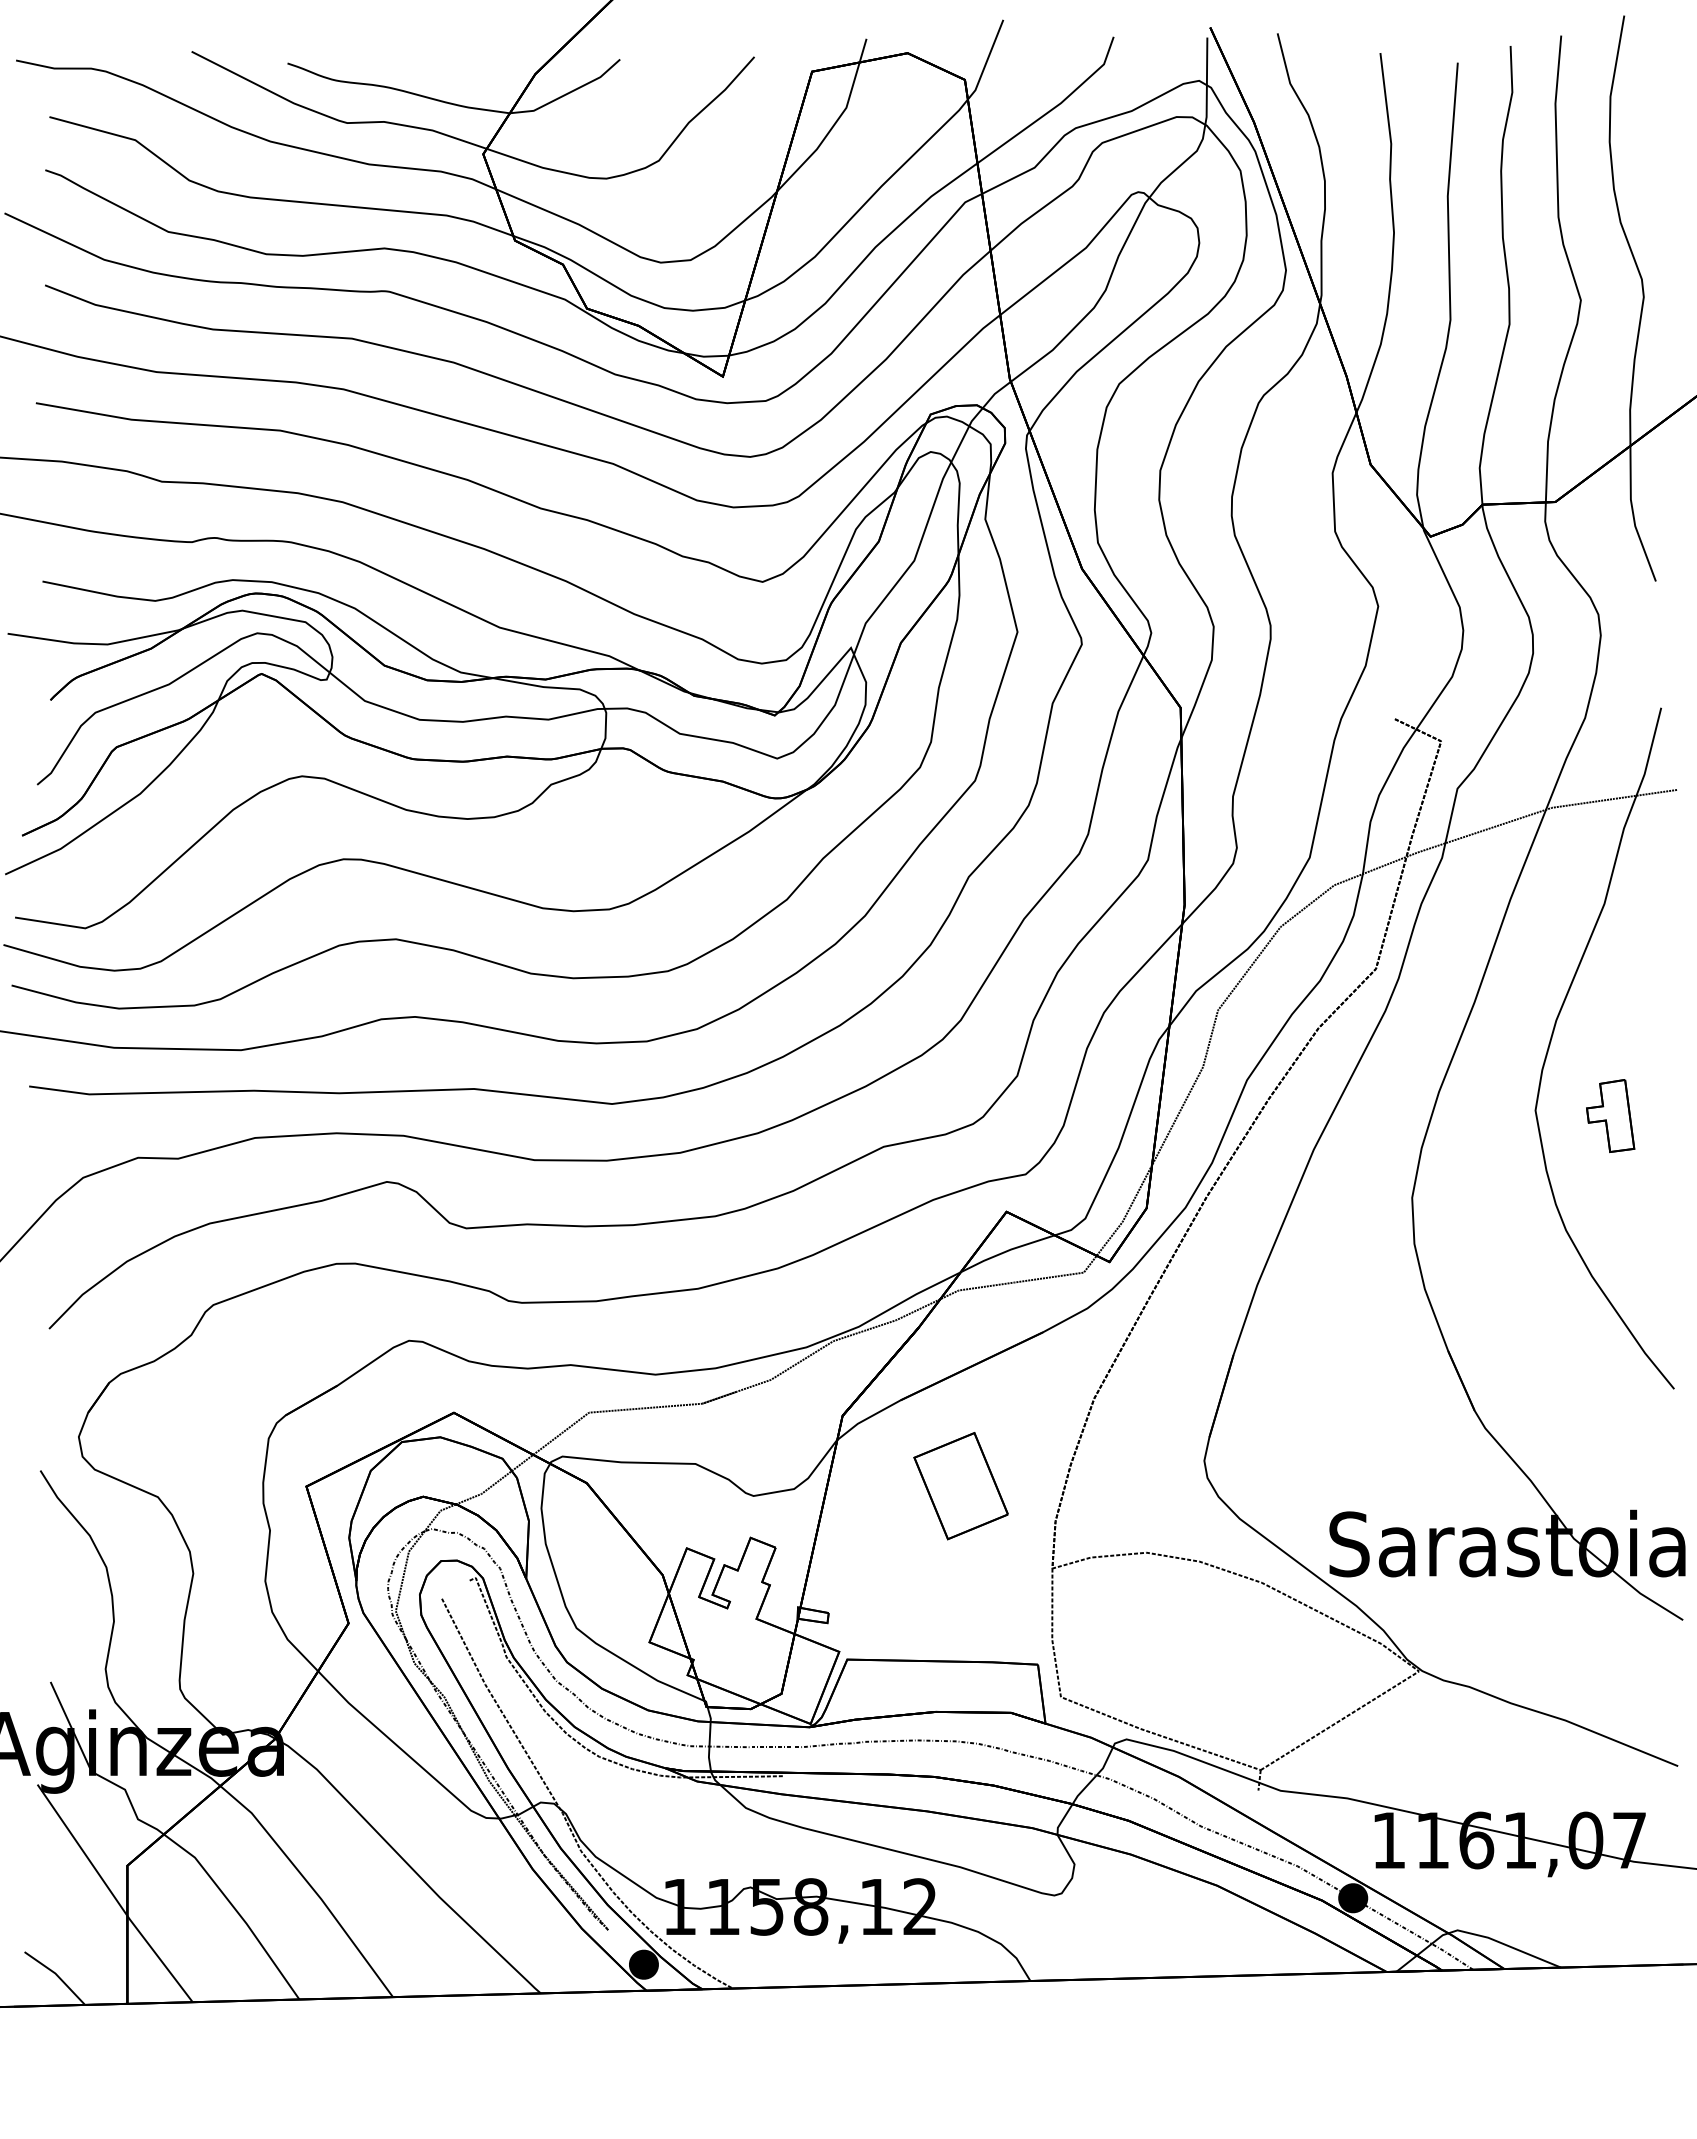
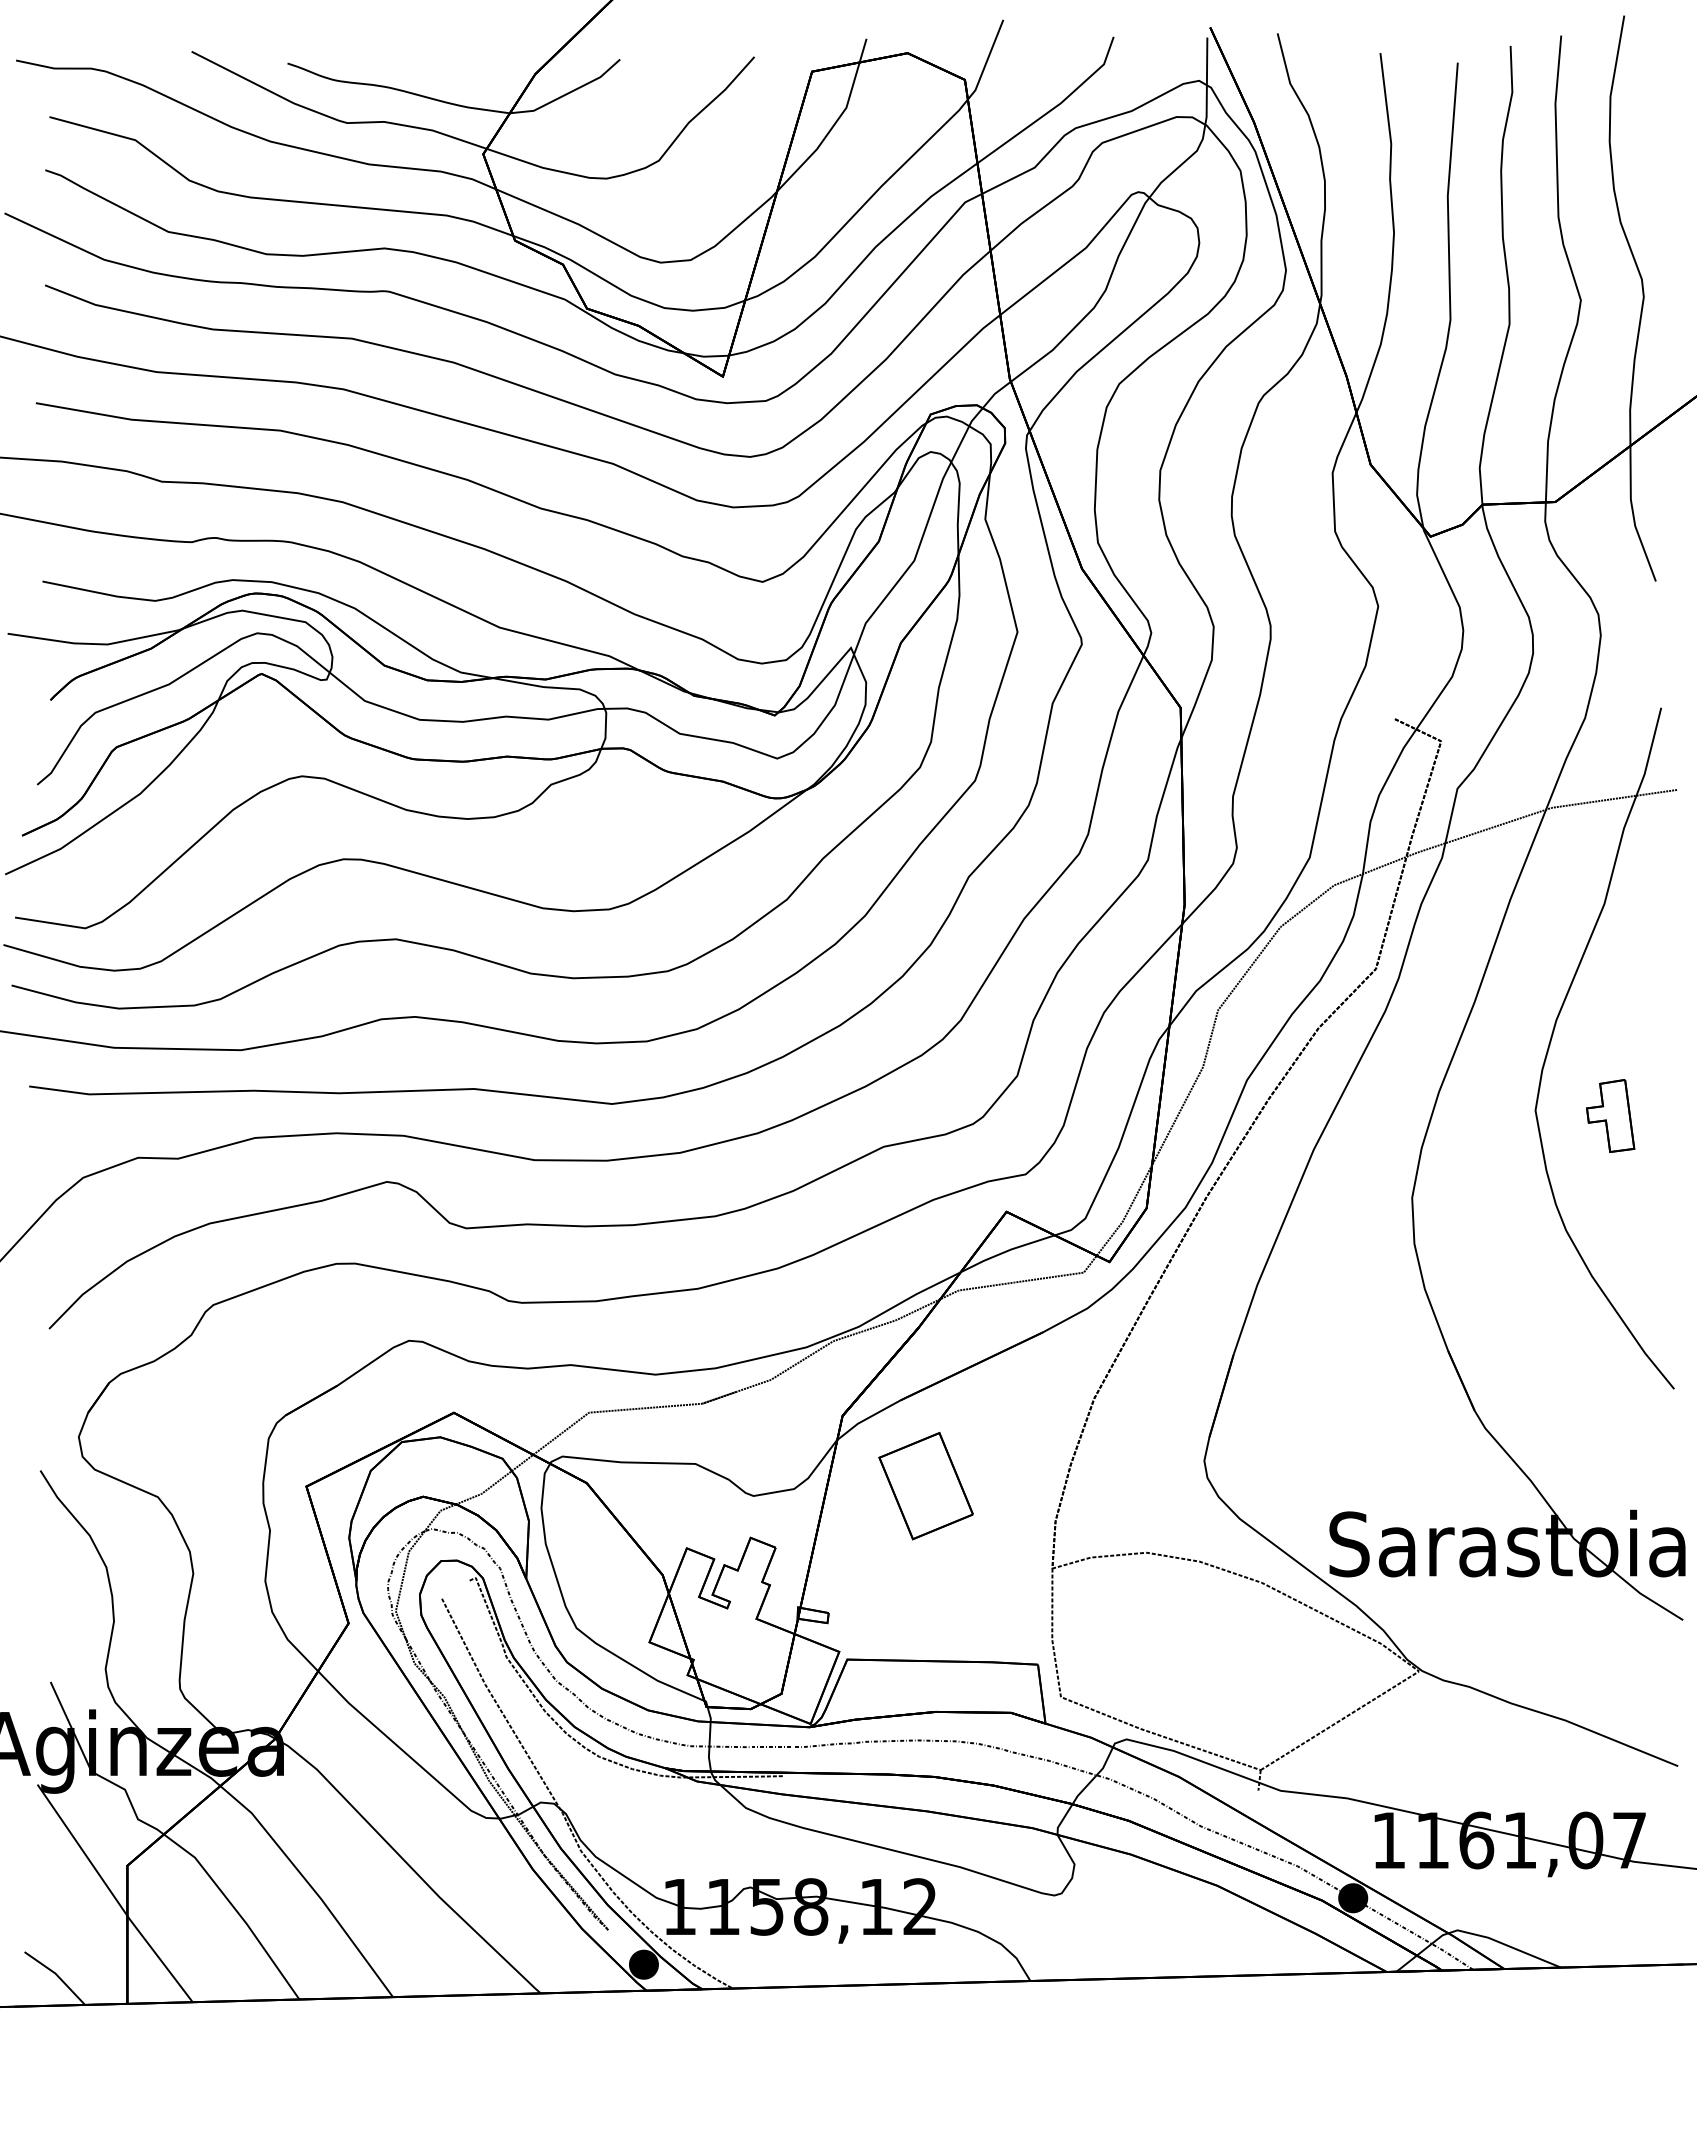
part position: (960, 1486) -> (925, 1486) (925, 1486)
